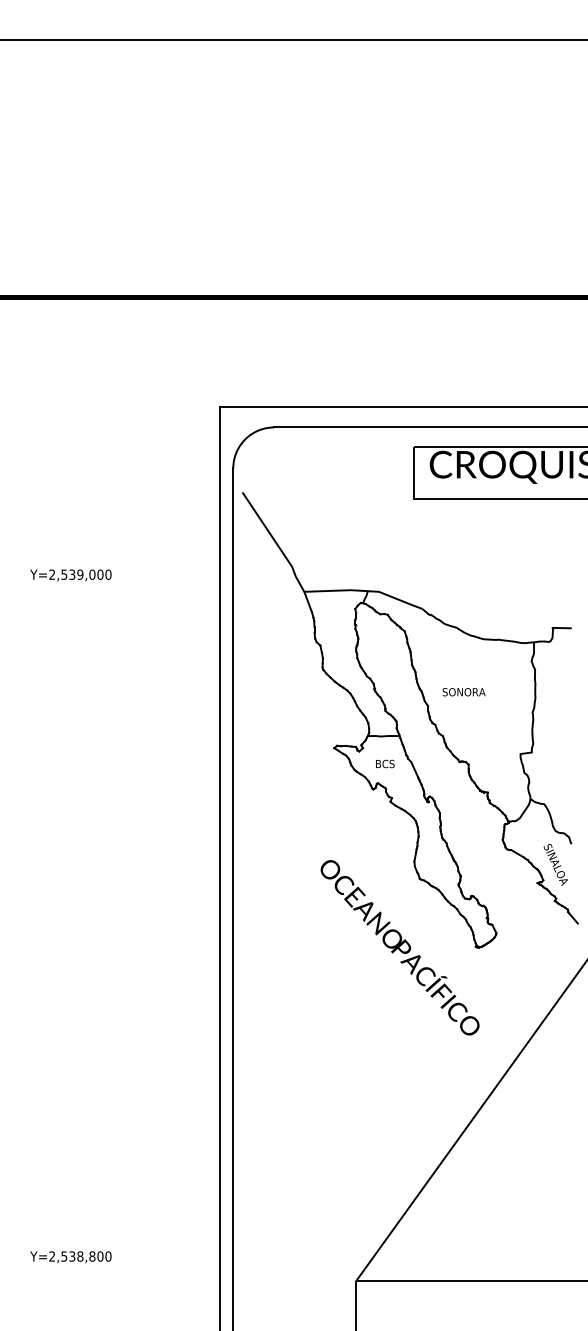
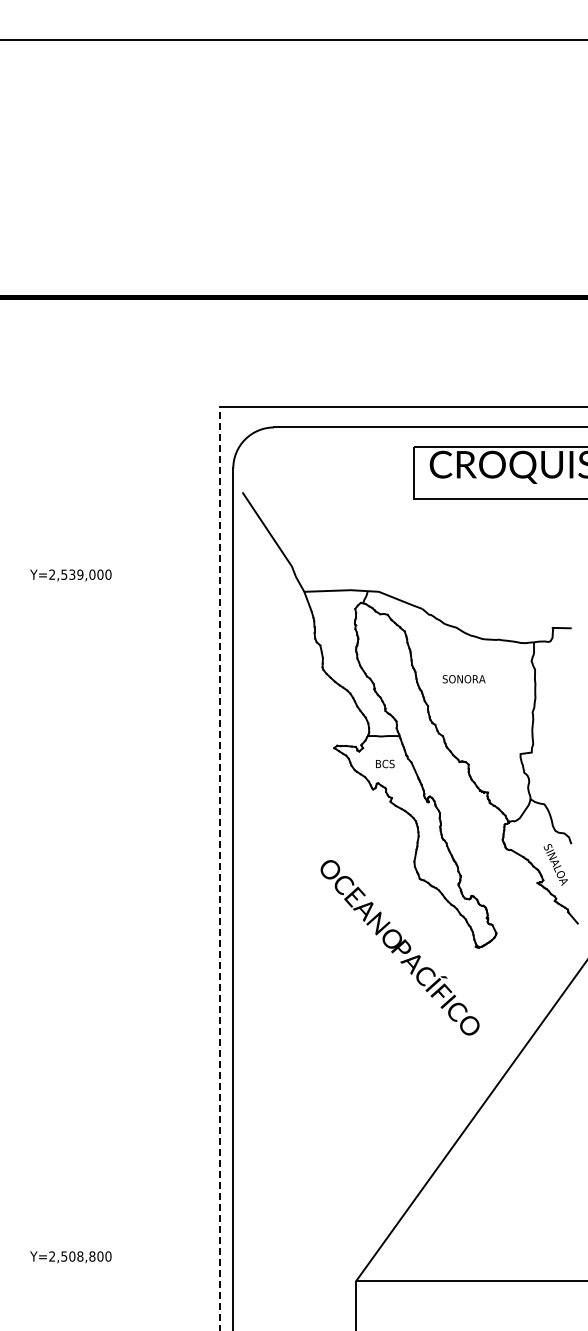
text position: (463, 692) -> (463, 679) (463, 679)
line: solid -> dashed (220, 869)
text: Y=2,538,800 -> Y=2,508,800 (72, 1256)
